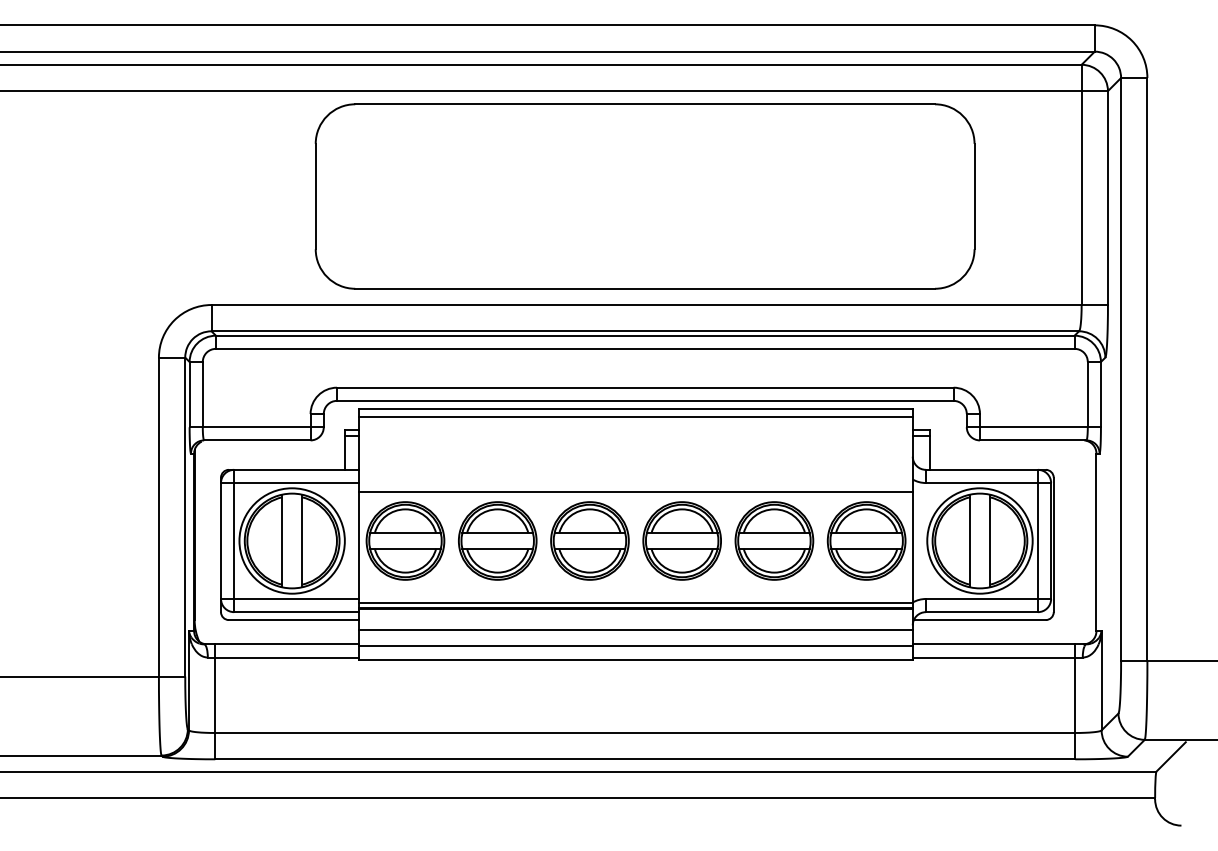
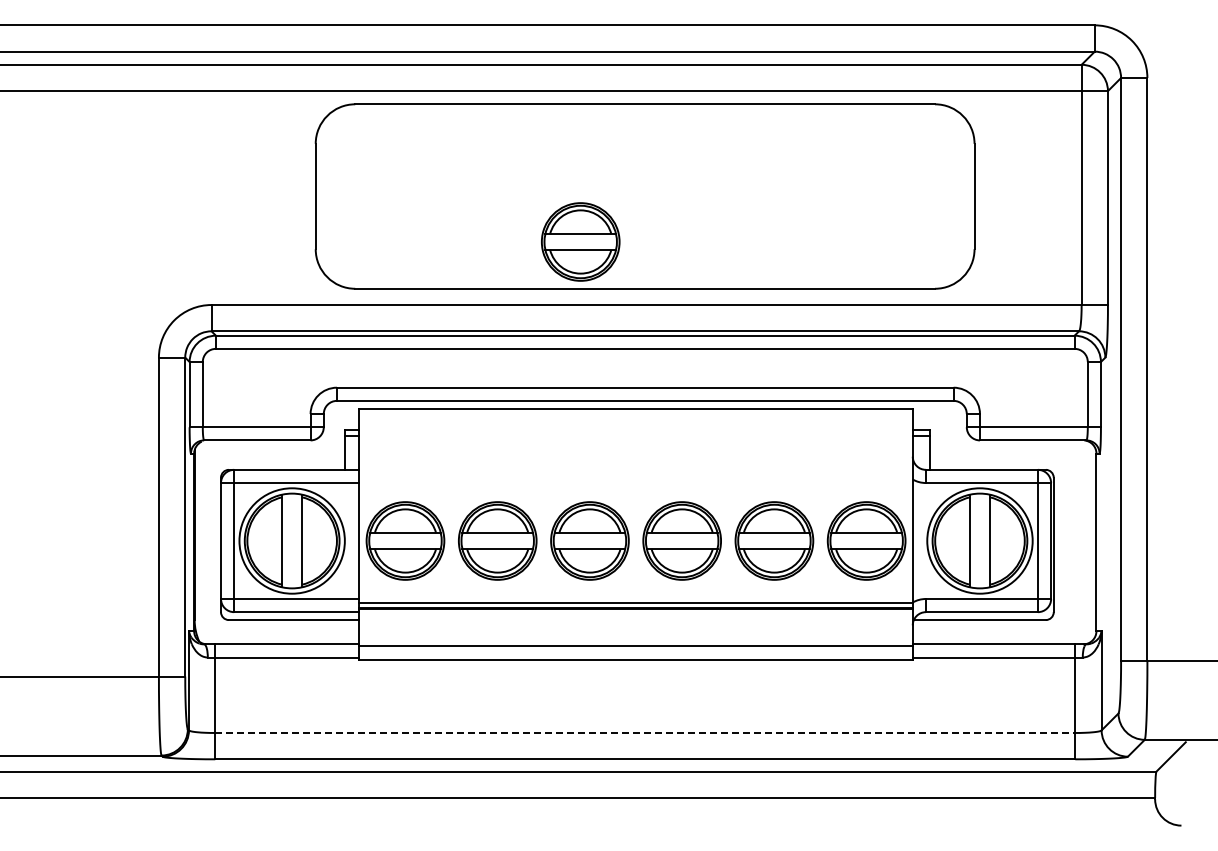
part: none -> present (580, 241)
line: present -> none (635, 417)
line: present -> none (635, 492)
line: present -> none (635, 629)
line: solid -> dashed (645, 732)
